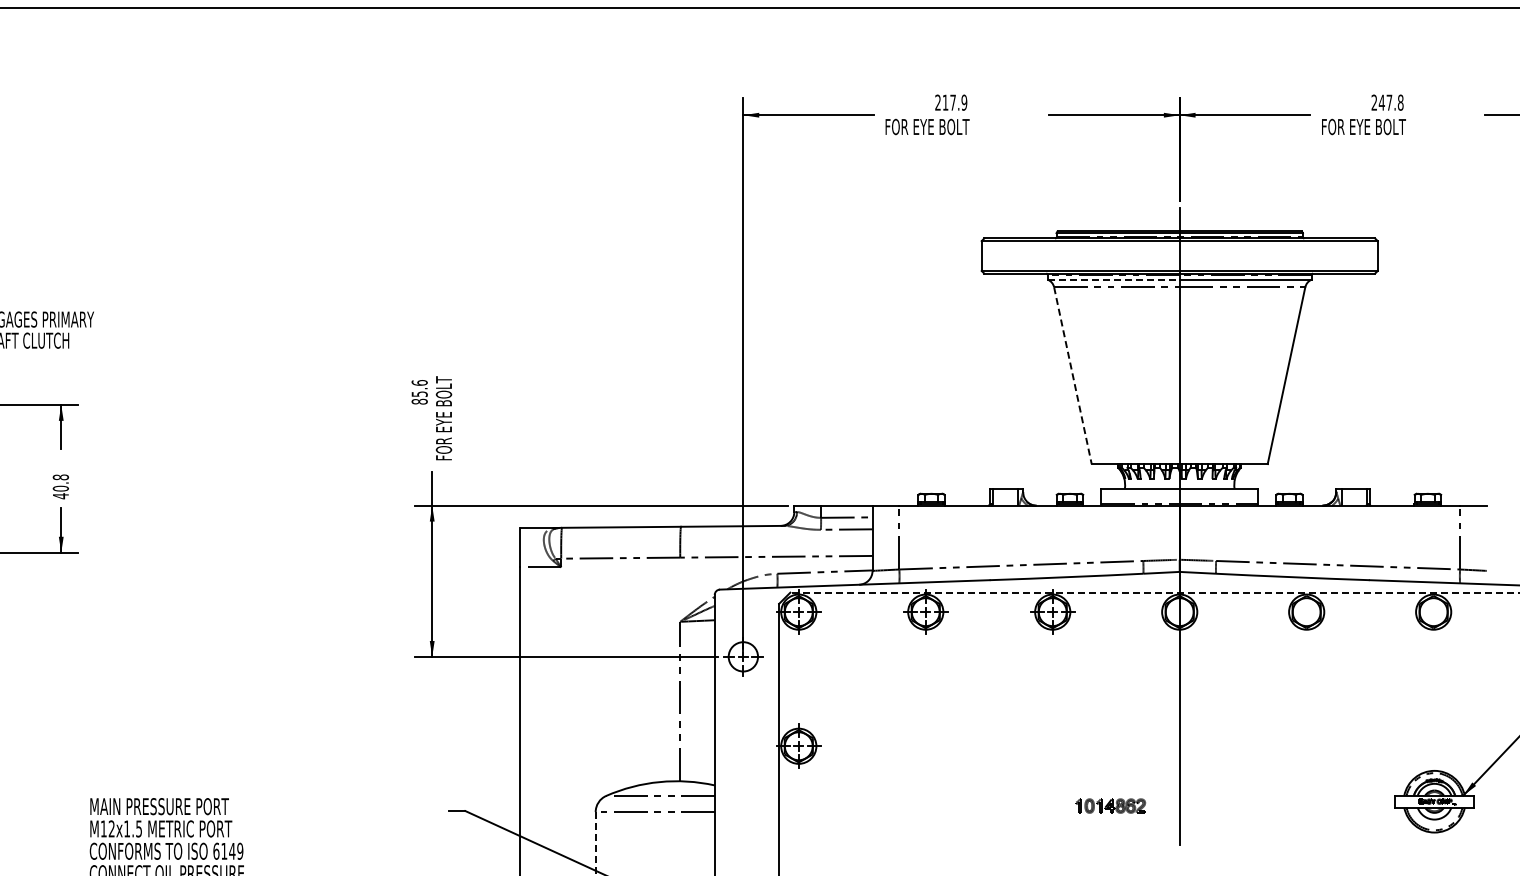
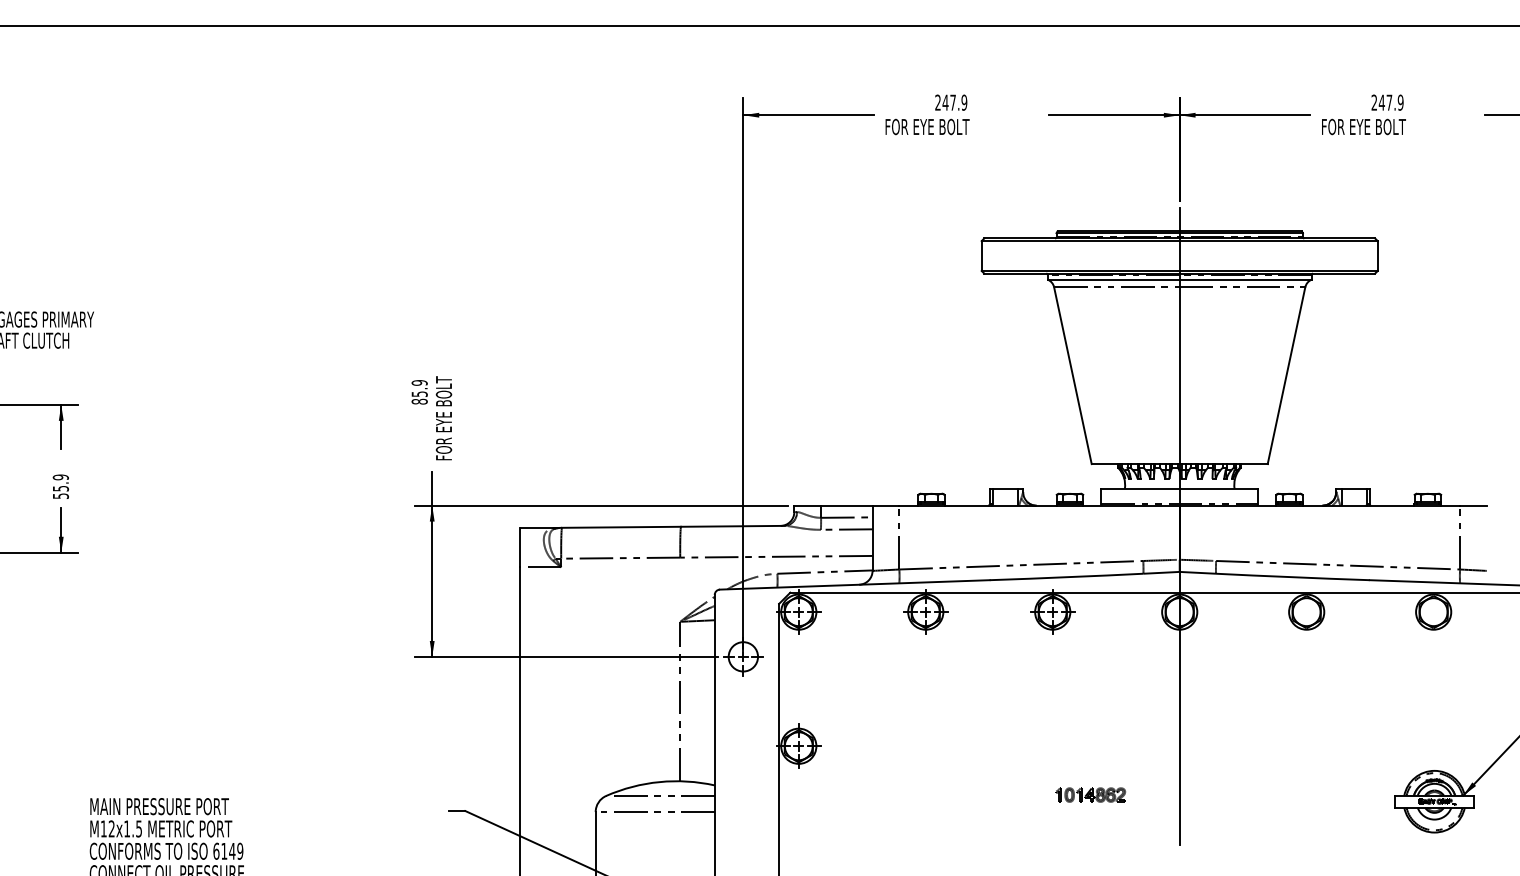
line position: (759, 8) -> (759, 26) (759, 26)
text: 217.9 -> 247.9 (945, 102)
text: 247.8 -> 247.9 (1400, 102)
line: dashed -> solid (1114, 279)
line: dashed -> solid (1073, 376)
text: 85.6 -> 85.9 (419, 382)
text: 40.8 -> 55.9 (60, 486)
line: dashed -> solid (1154, 592)
part position: (1110, 805) -> (1090, 794) (1090, 794)
line: dashed -> solid (595, 843)
